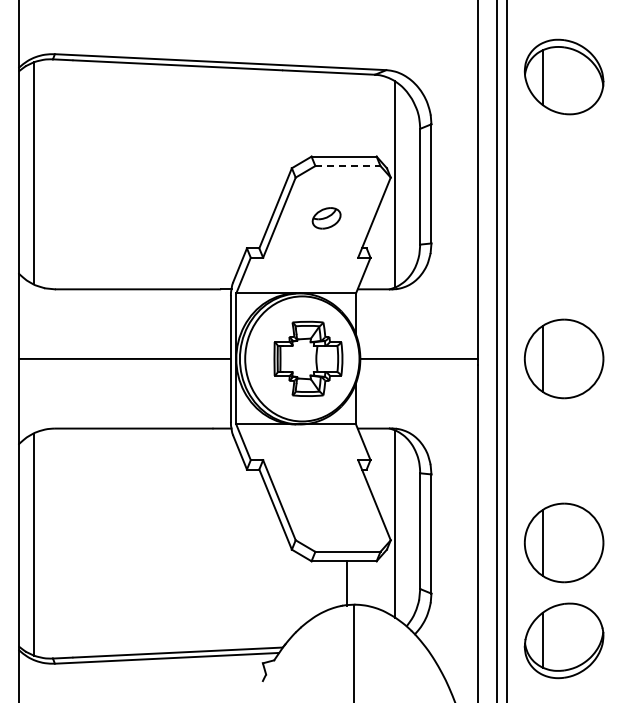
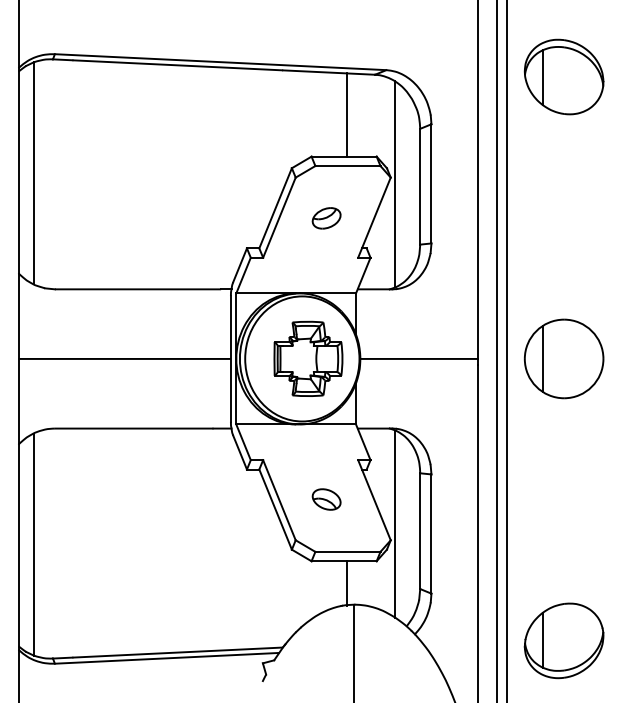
line: none -> present (346, 114)
line: dashed -> solid (347, 166)
part: none -> present (326, 499)
part: present -> none (563, 542)
